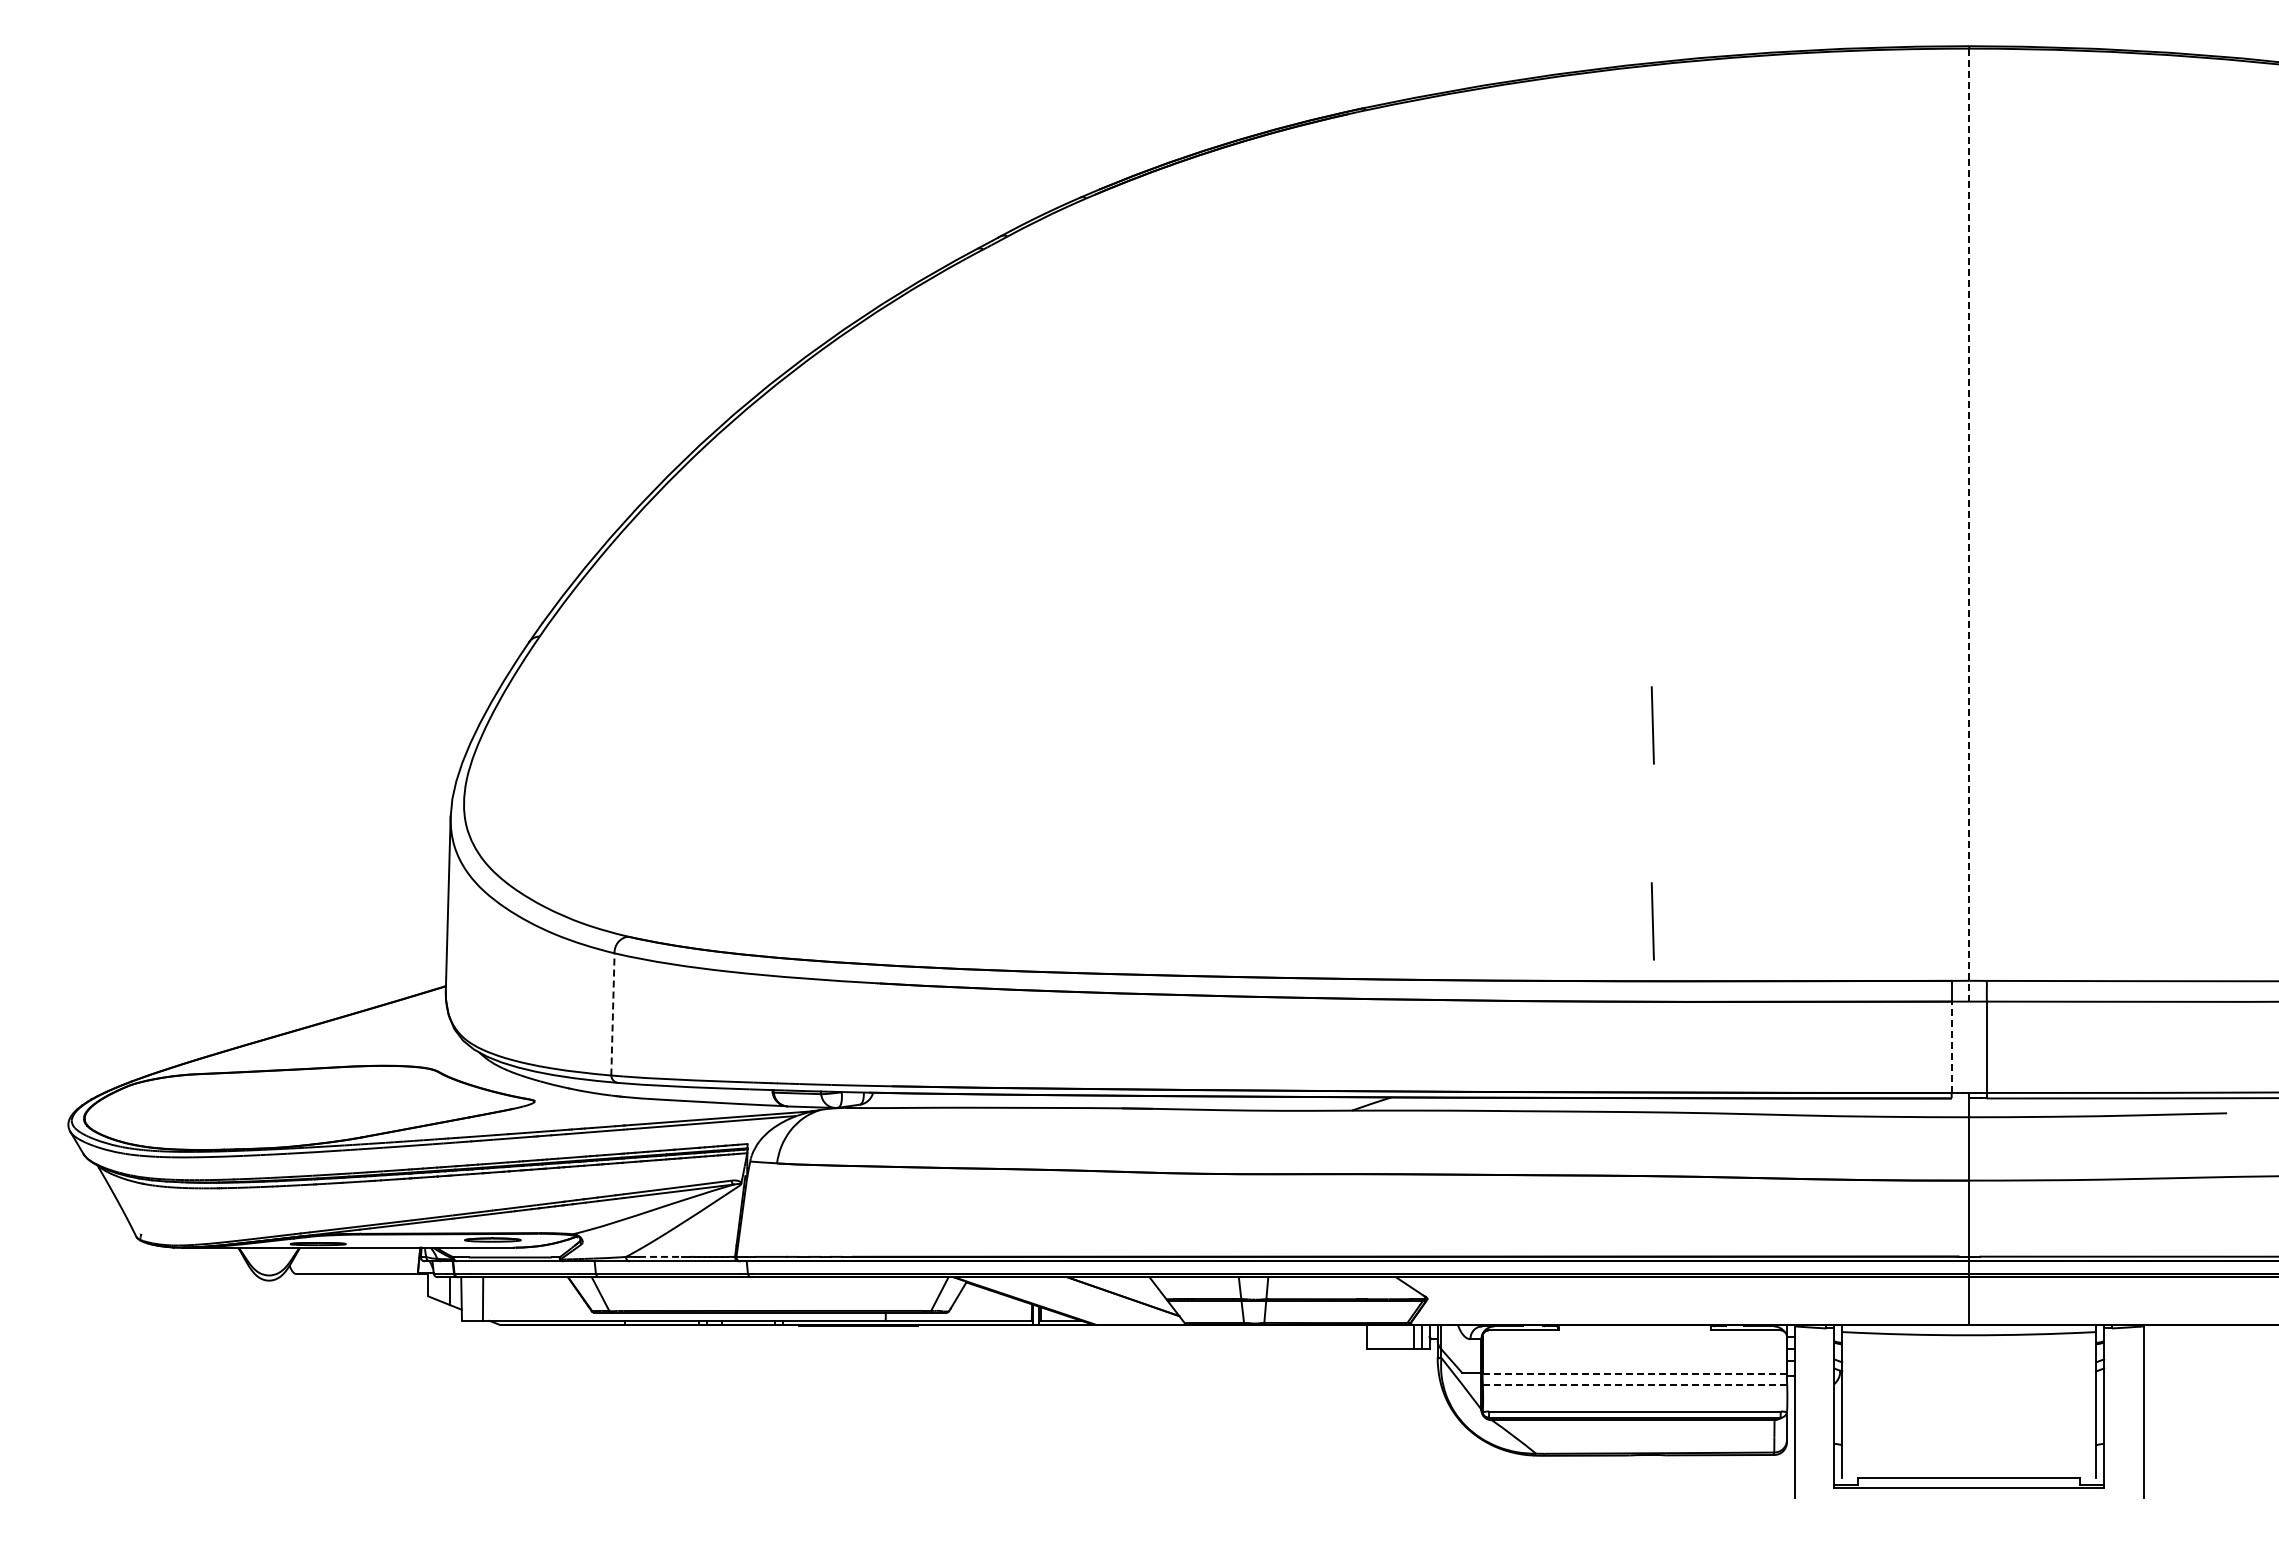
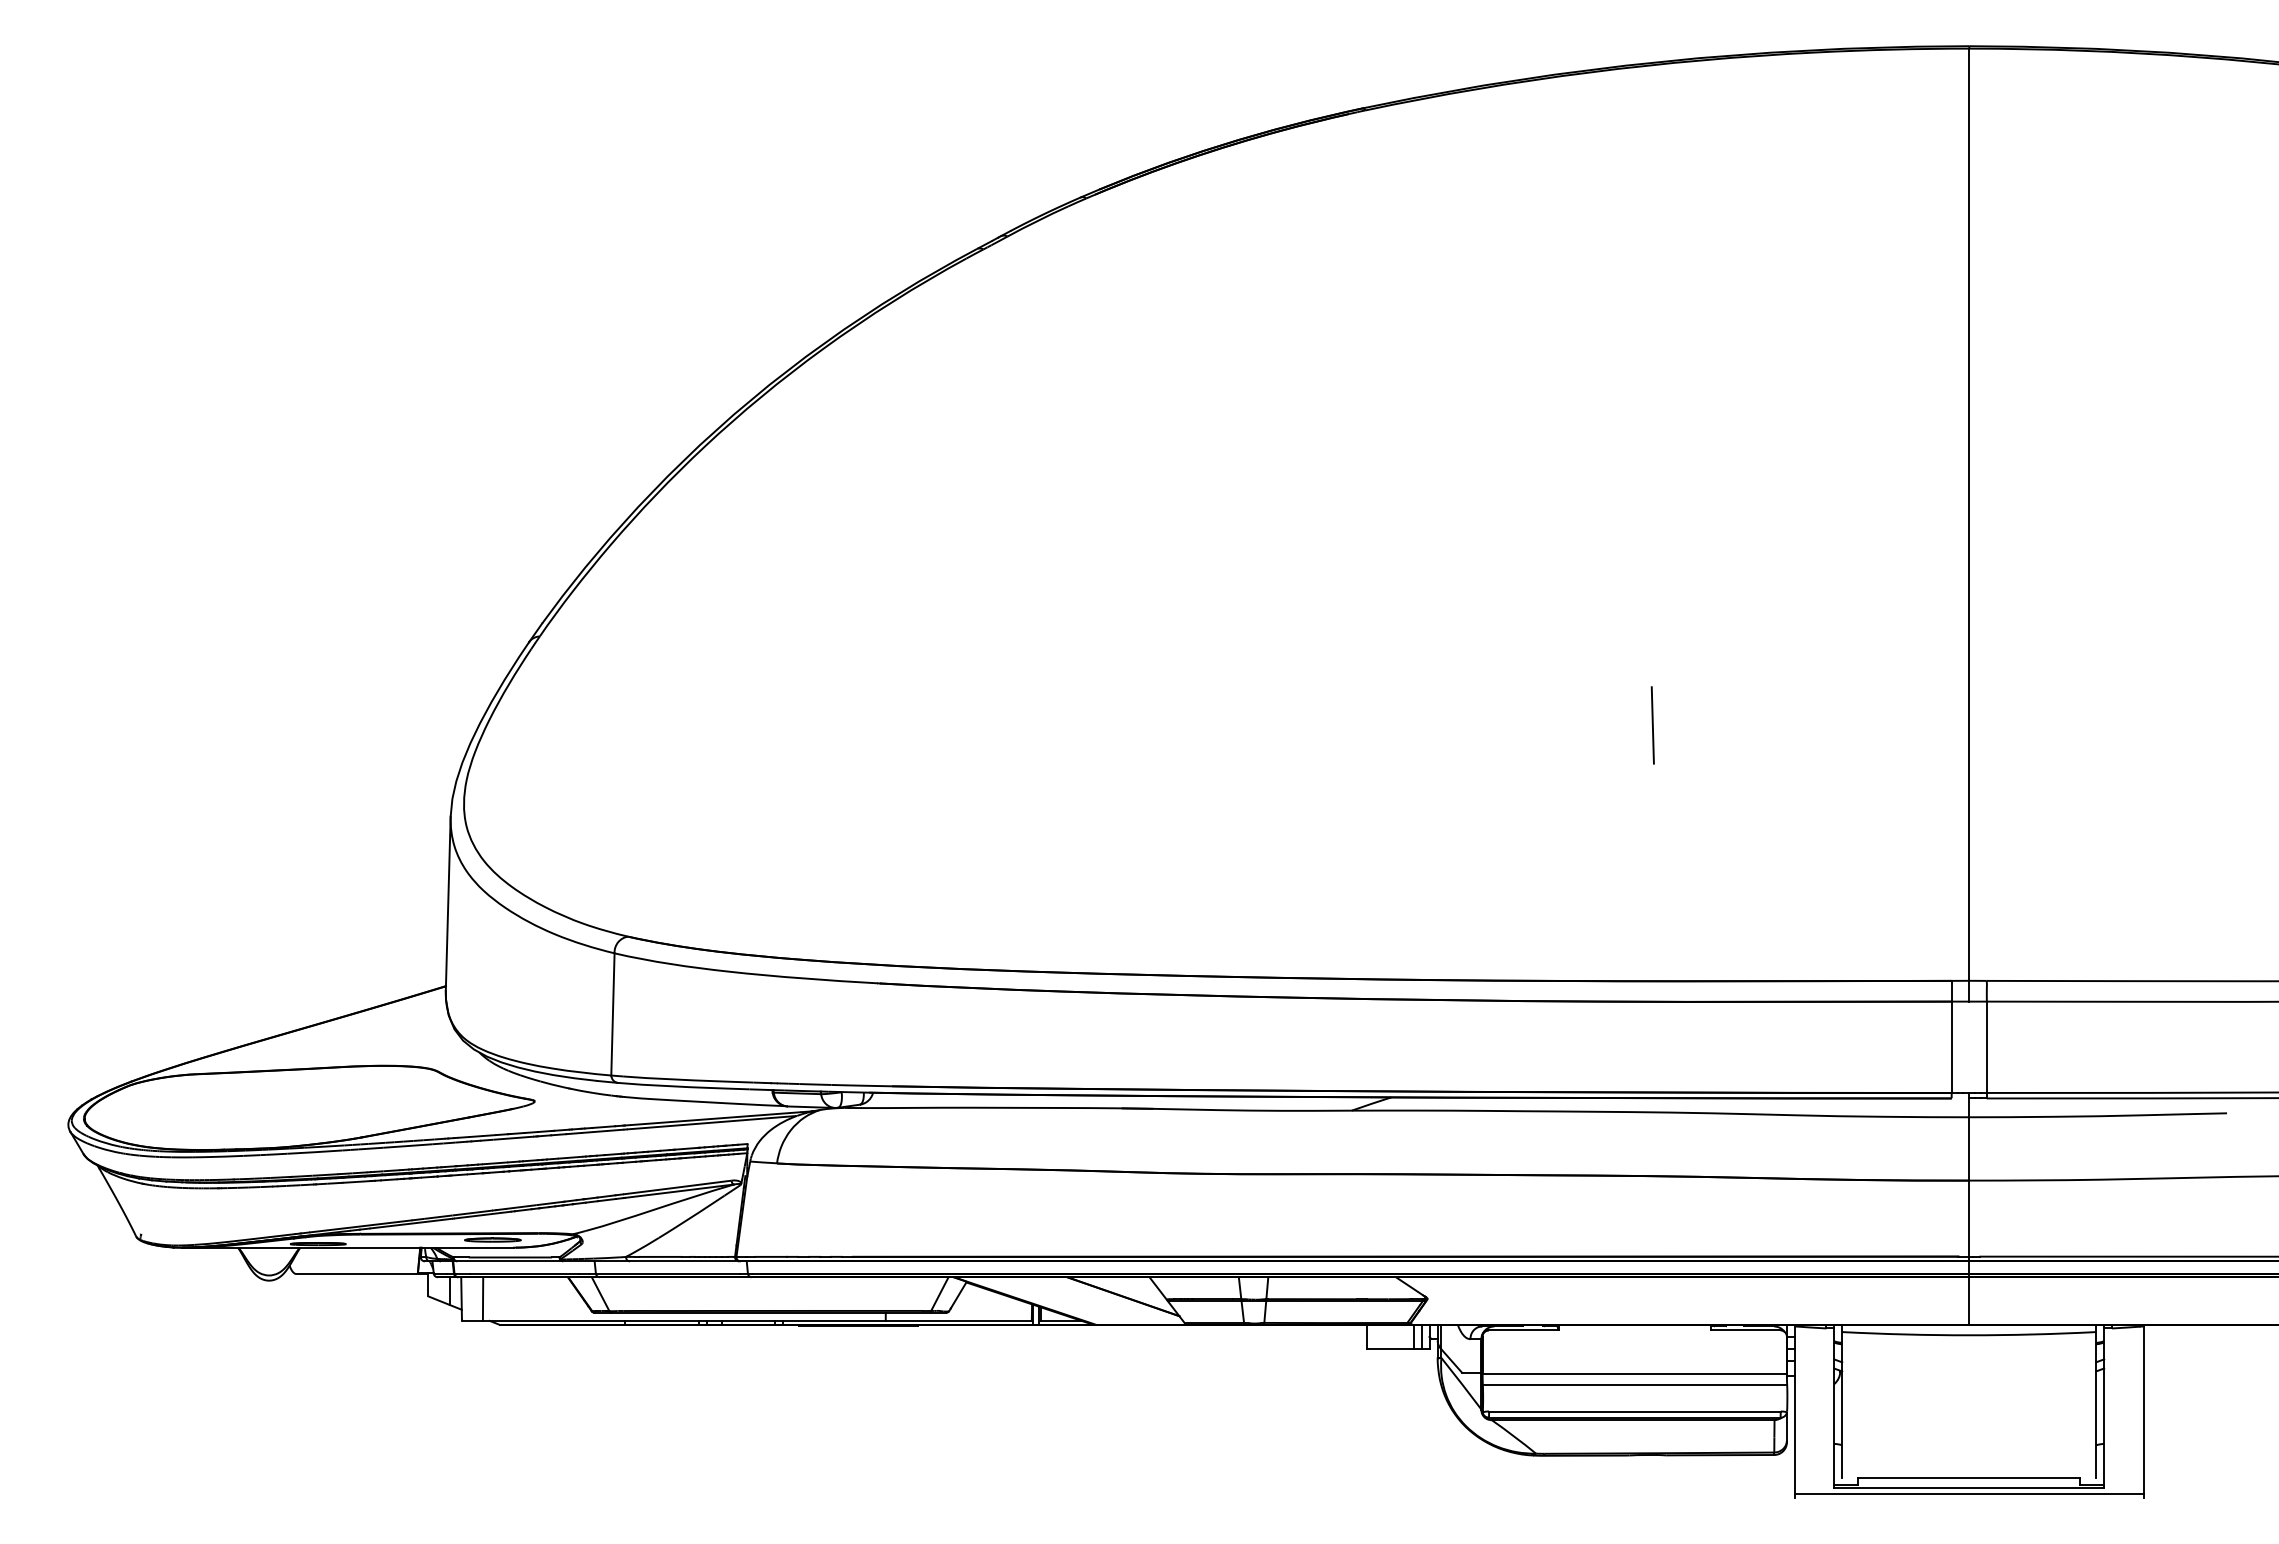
line: dashed -> solid (1969, 525)
line: present -> none (1652, 921)
line: dashed -> solid (612, 1013)
line: dashed -> solid (1951, 1047)
line: dashed -> solid (660, 1256)
line: dashed -> solid (1634, 1374)
line: dashed -> solid (1634, 1384)
line: none -> present (1968, 1494)
